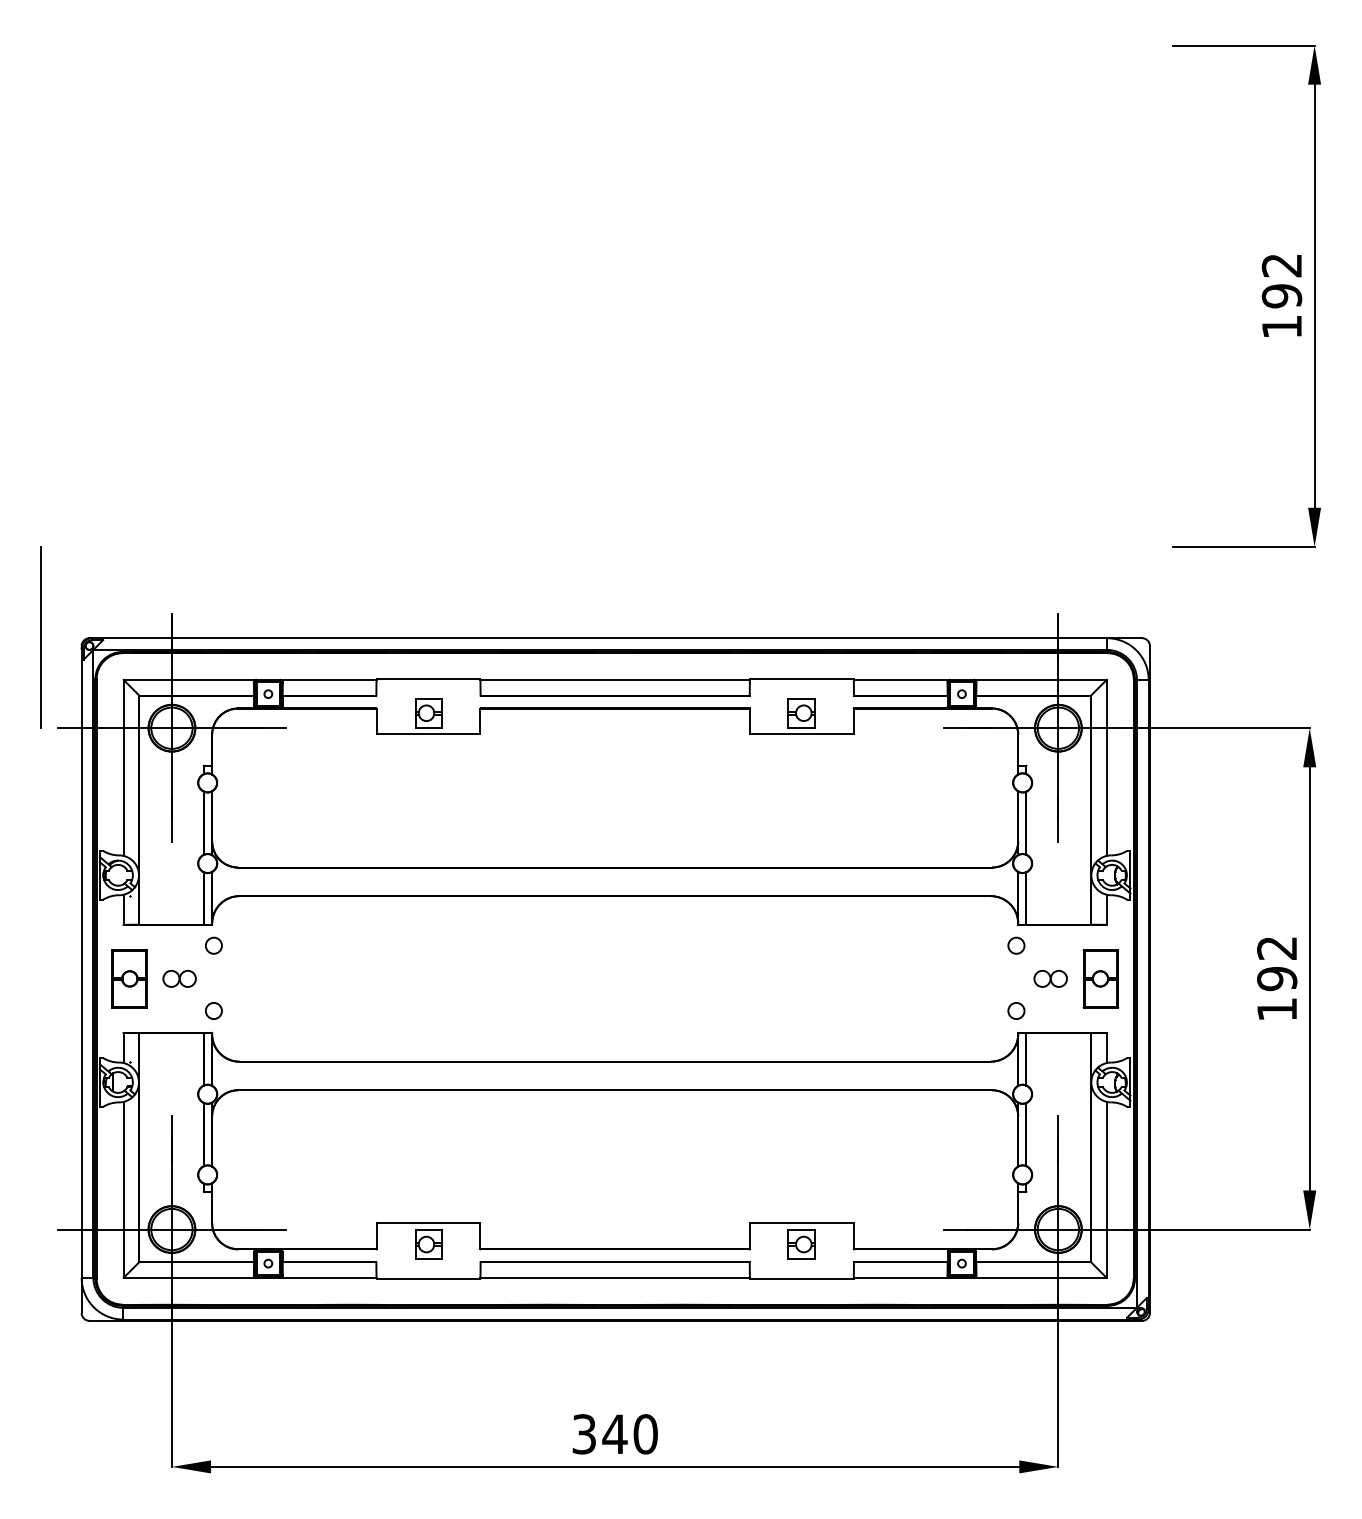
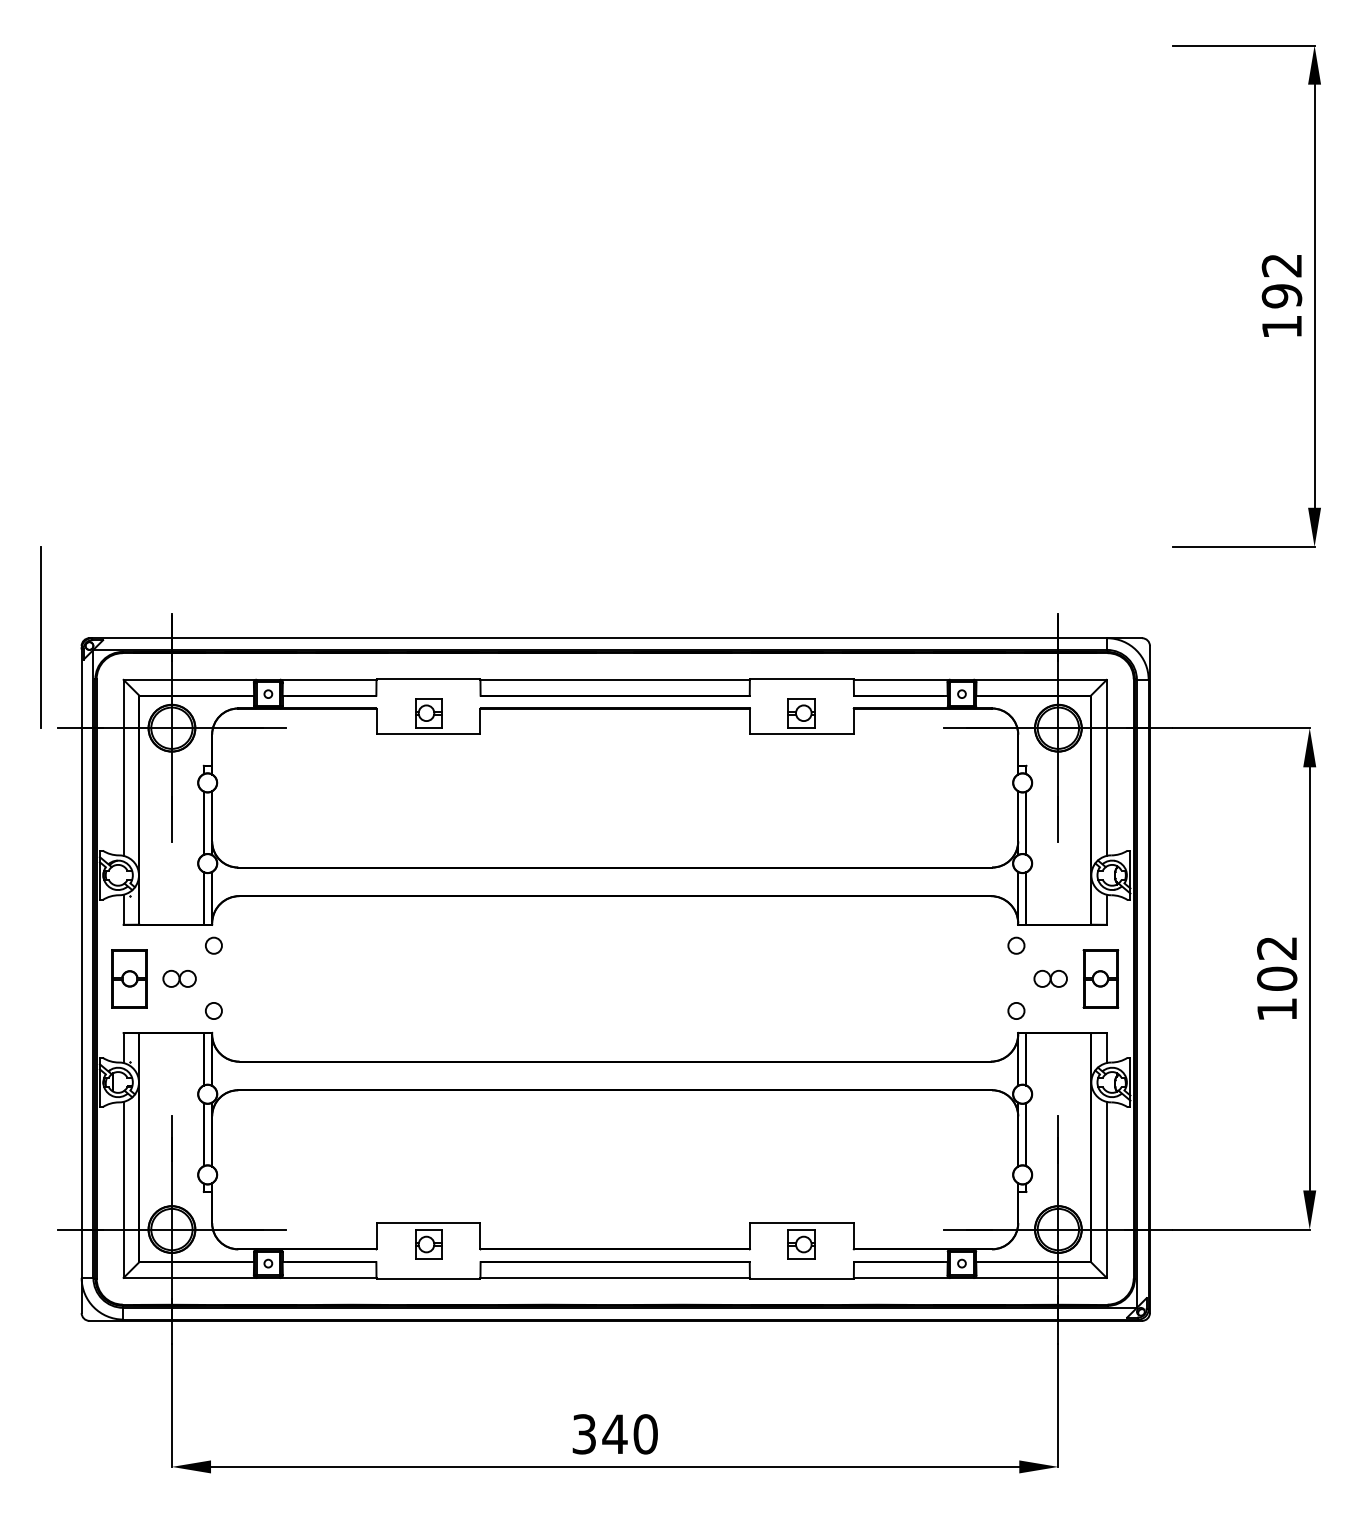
text: 192 -> 102 (1277, 978)
